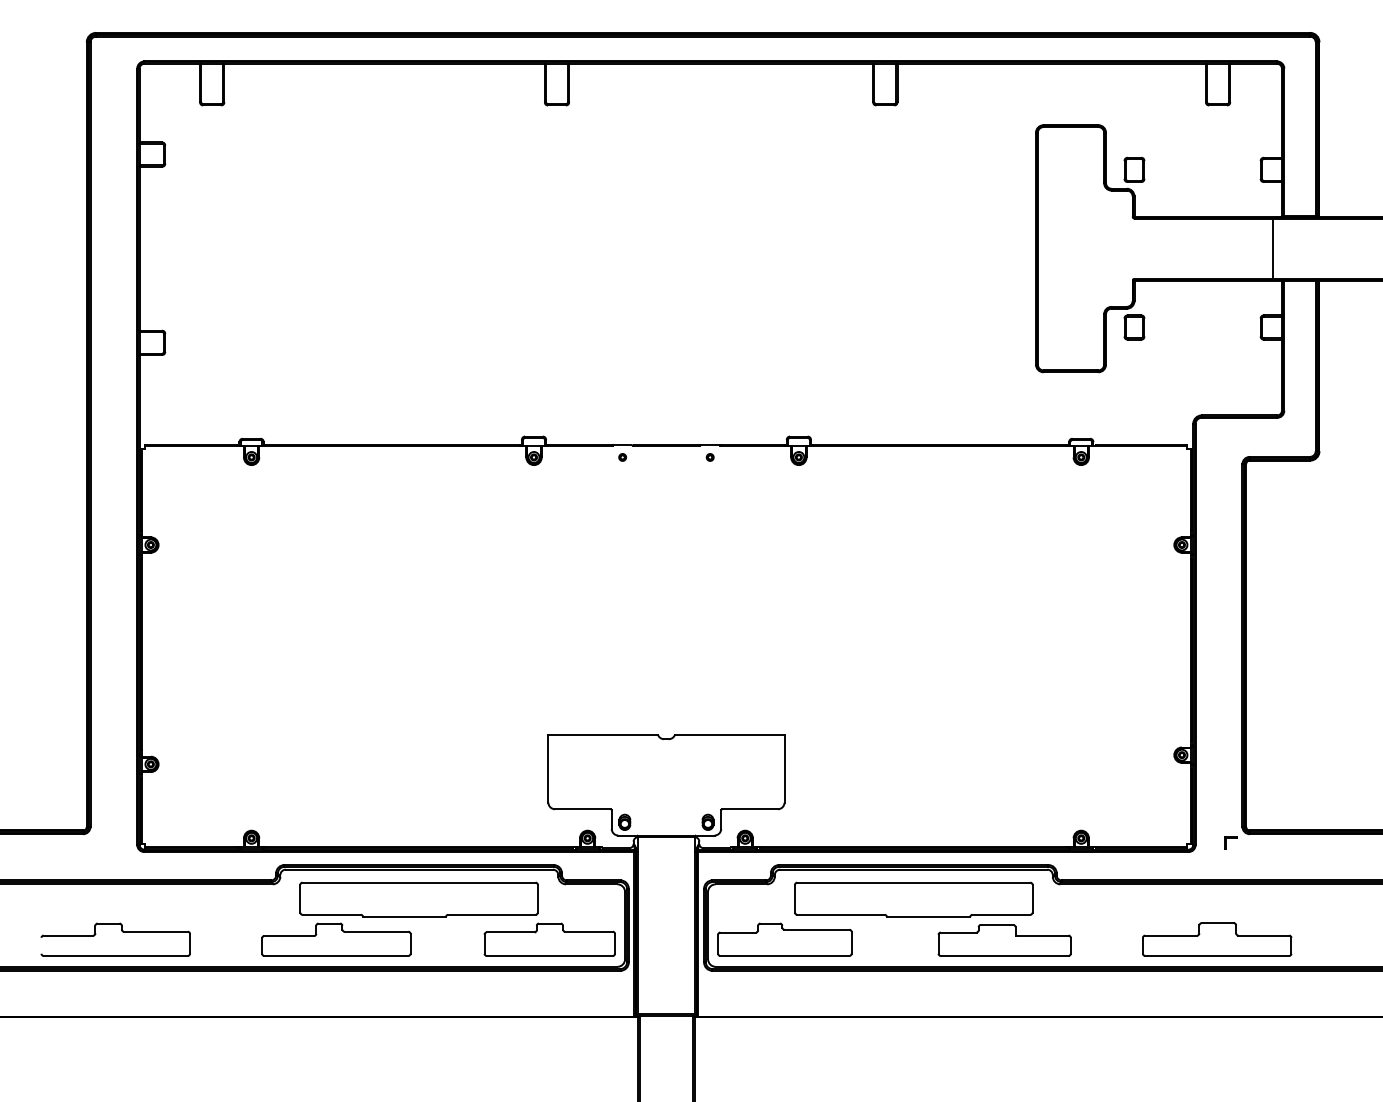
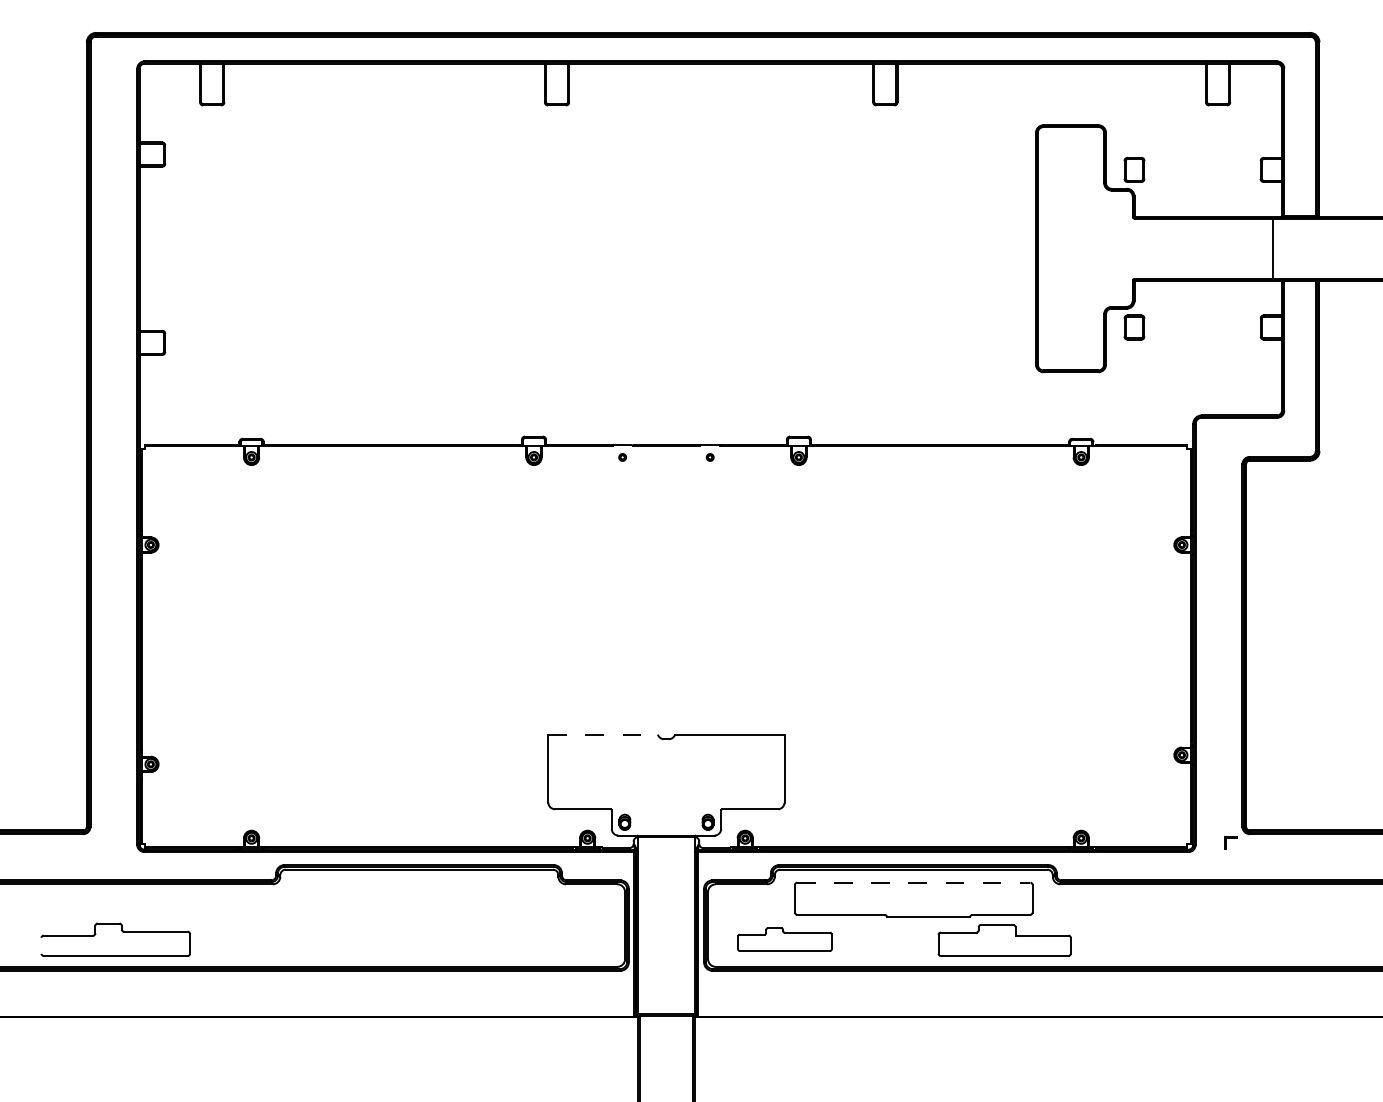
line: solid -> dashed (603, 734)
line: solid -> dashed (913, 882)
part: present -> none (438, 918)
part size: 136x35 px -> 96x25 px (784, 939)
part: present -> none (1217, 939)
